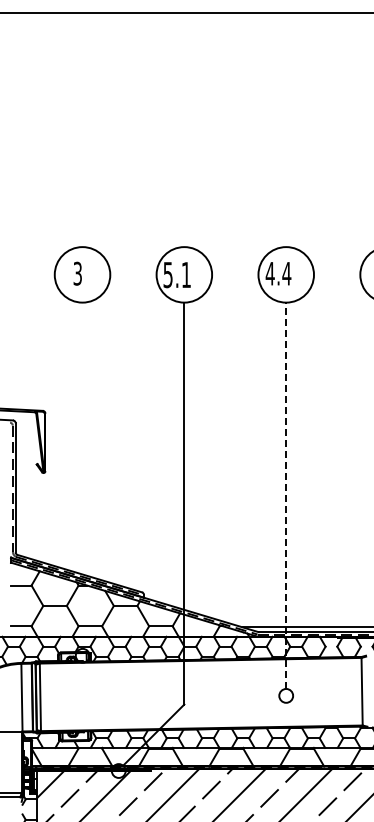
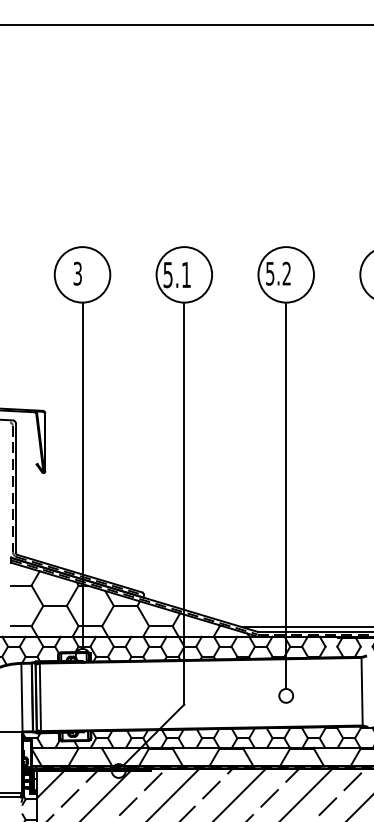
line position: (186, 12) -> (186, 24) (186, 24)
text: 4.4 -> 5.2 (278, 273)
line: none -> present (82, 475)
line: dashed -> solid (286, 495)
